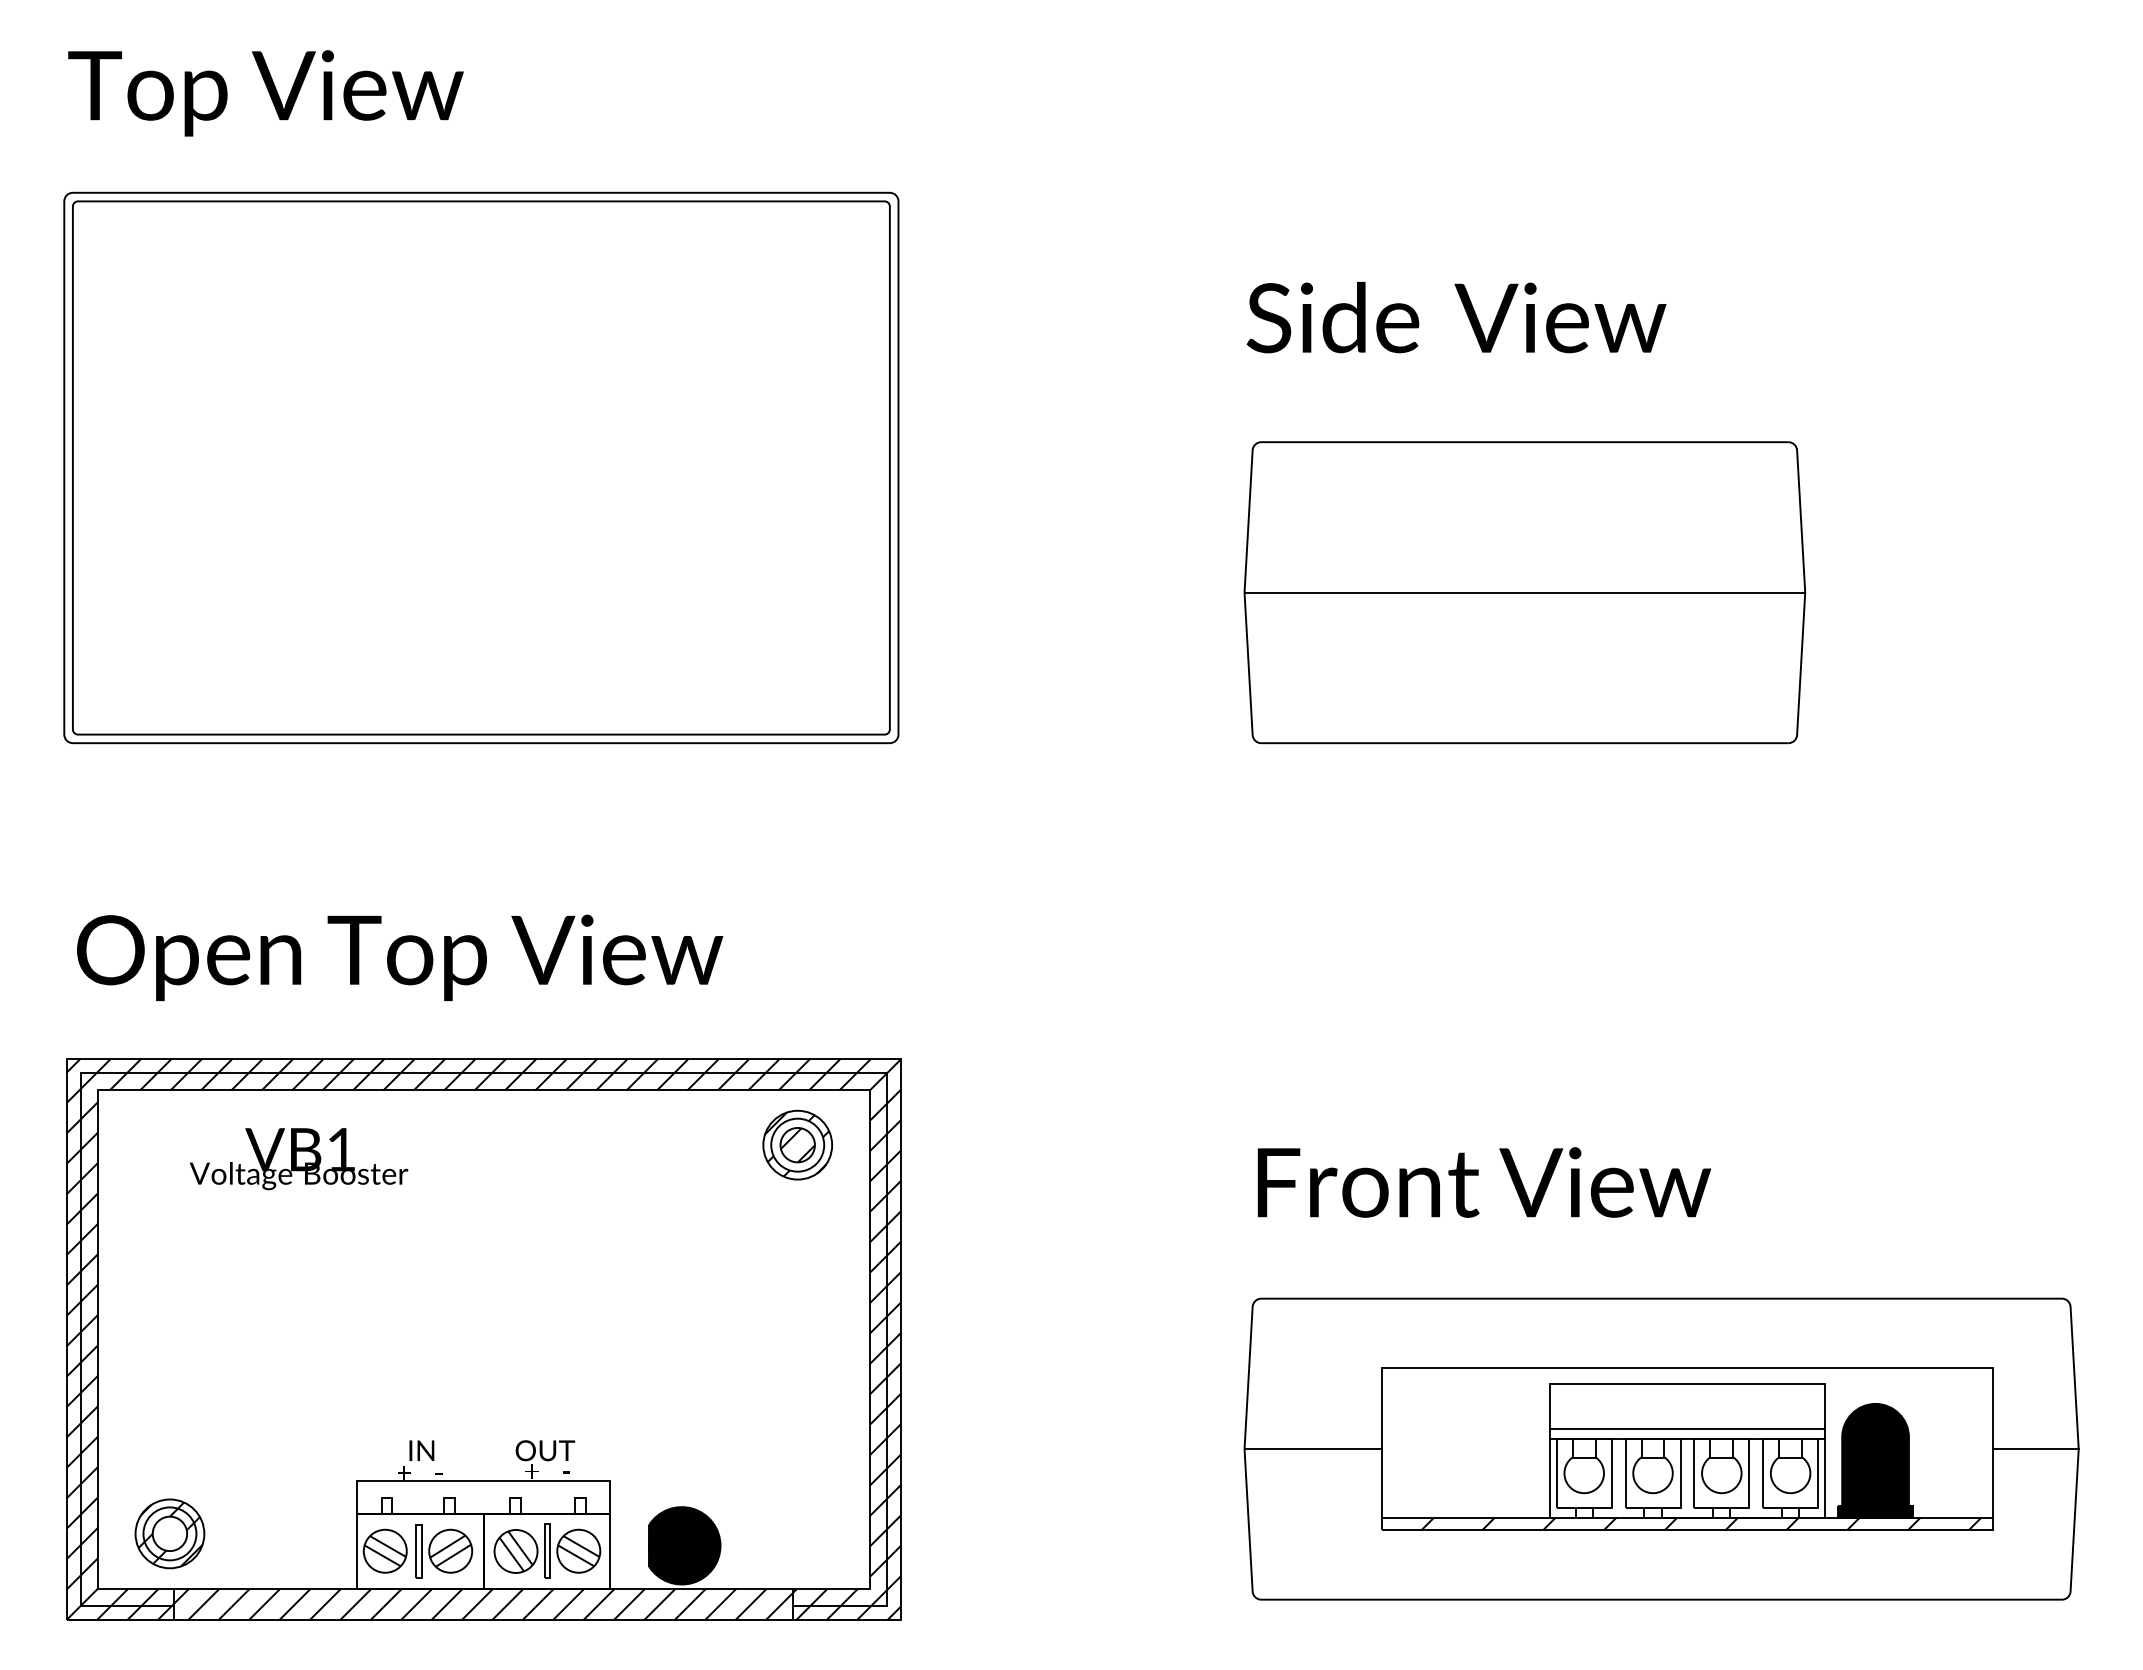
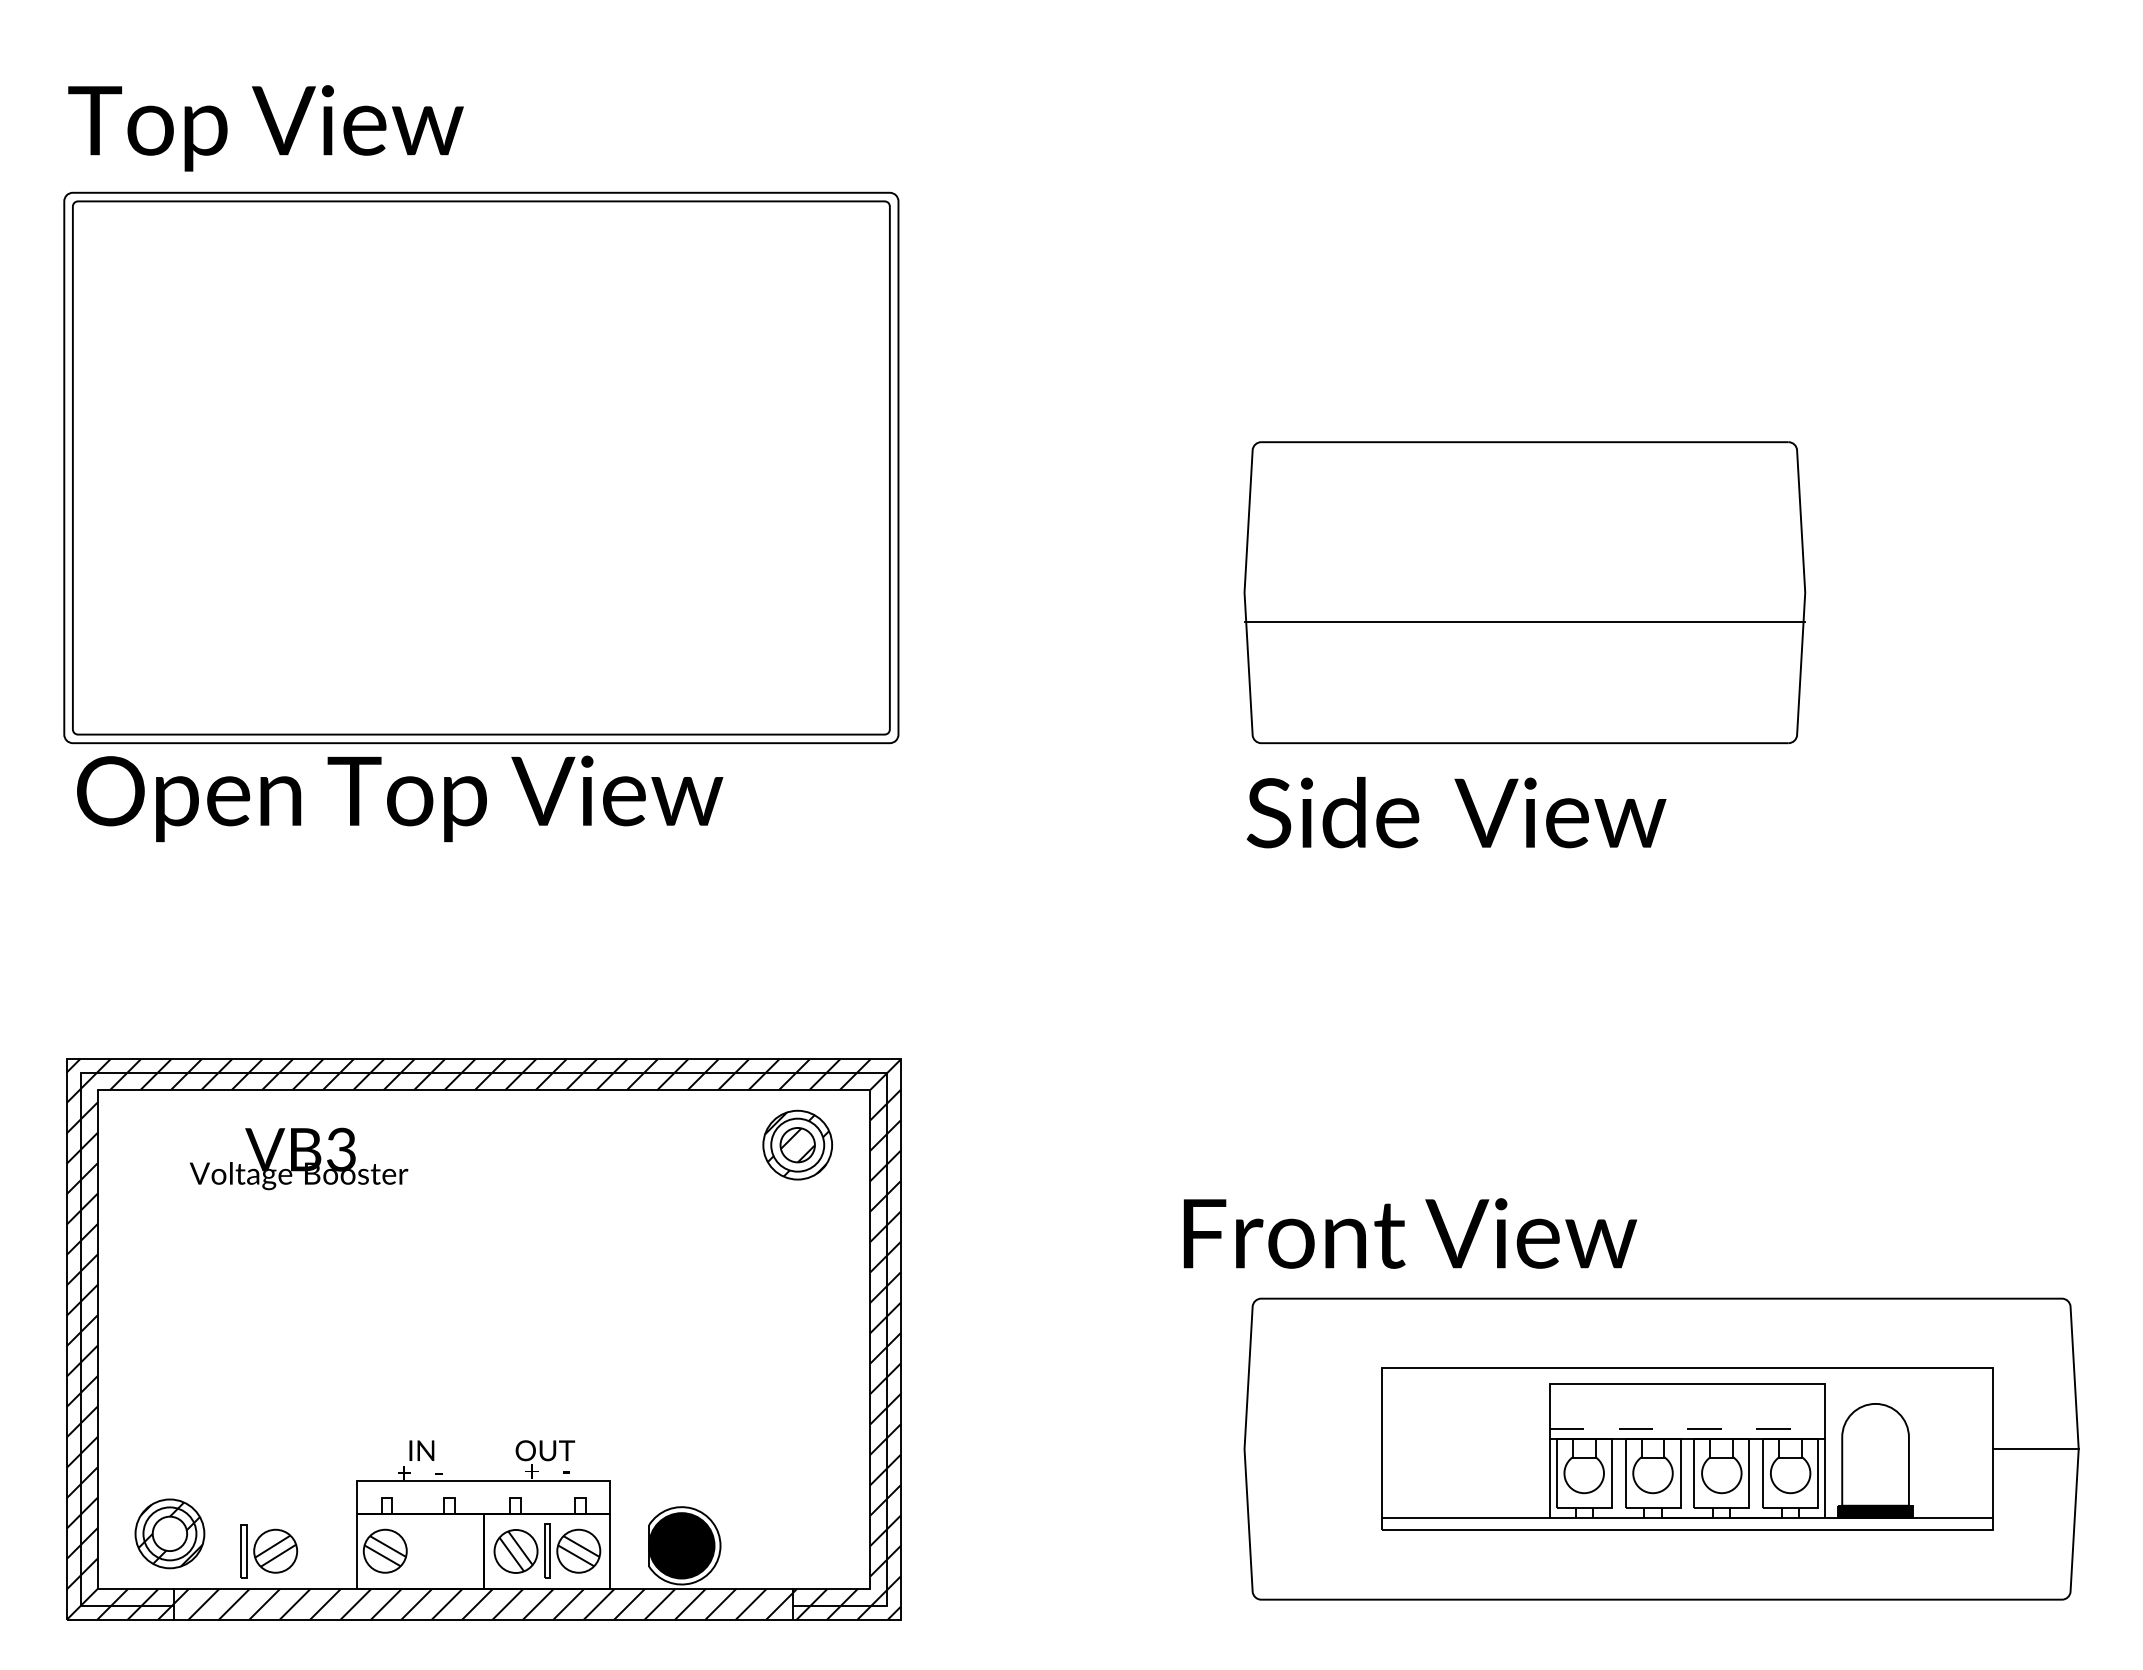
text position: (265, 93) -> (265, 128) (265, 128)
text position: (1456, 317) -> (1456, 812) (1456, 812)
line position: (1524, 592) -> (1524, 621) (1524, 621)
text position: (400, 957) -> (400, 798) (400, 798)
text: VB1 -> VB3 (341, 1149)
text position: (1484, 1182) -> (1410, 1233) (1410, 1233)
line: solid -> dashed (1687, 1428)
line: present -> none (1313, 1449)
fill: present -> none (1875, 1454)
hatch: present -> none (1700, 1524)
fill: present -> none (684, 1545)
part position: (444, 1551) -> (269, 1551) (269, 1551)
